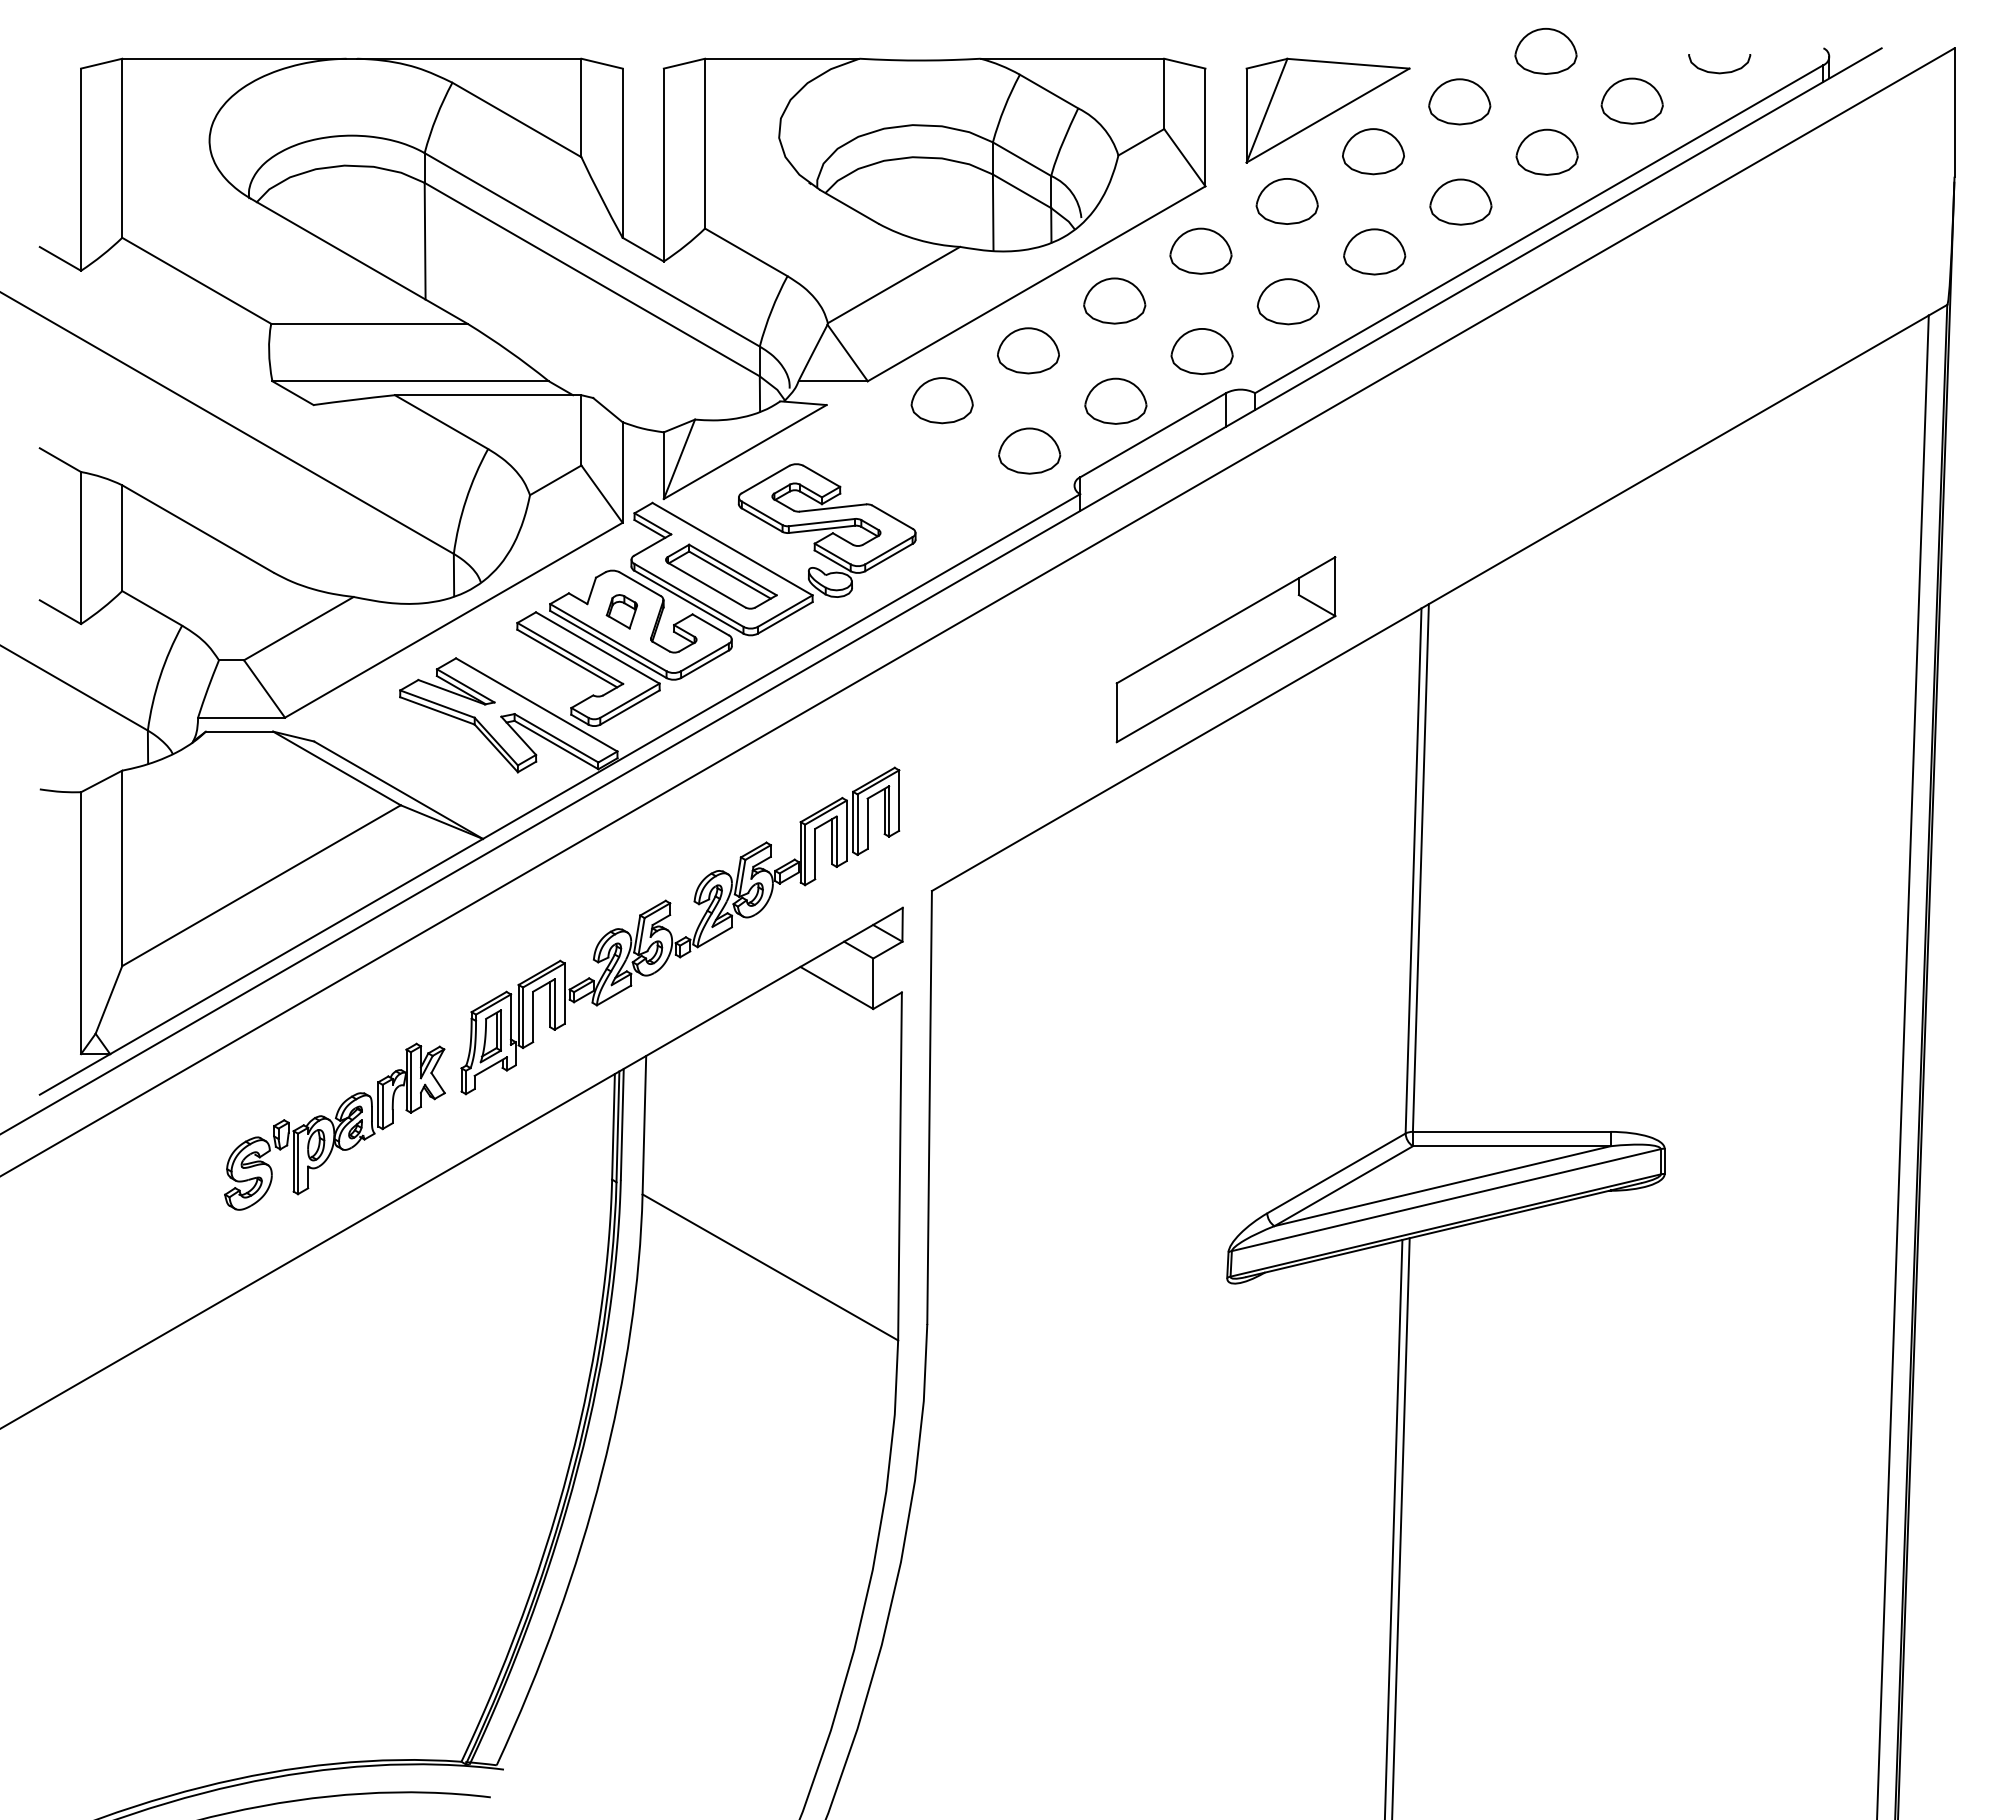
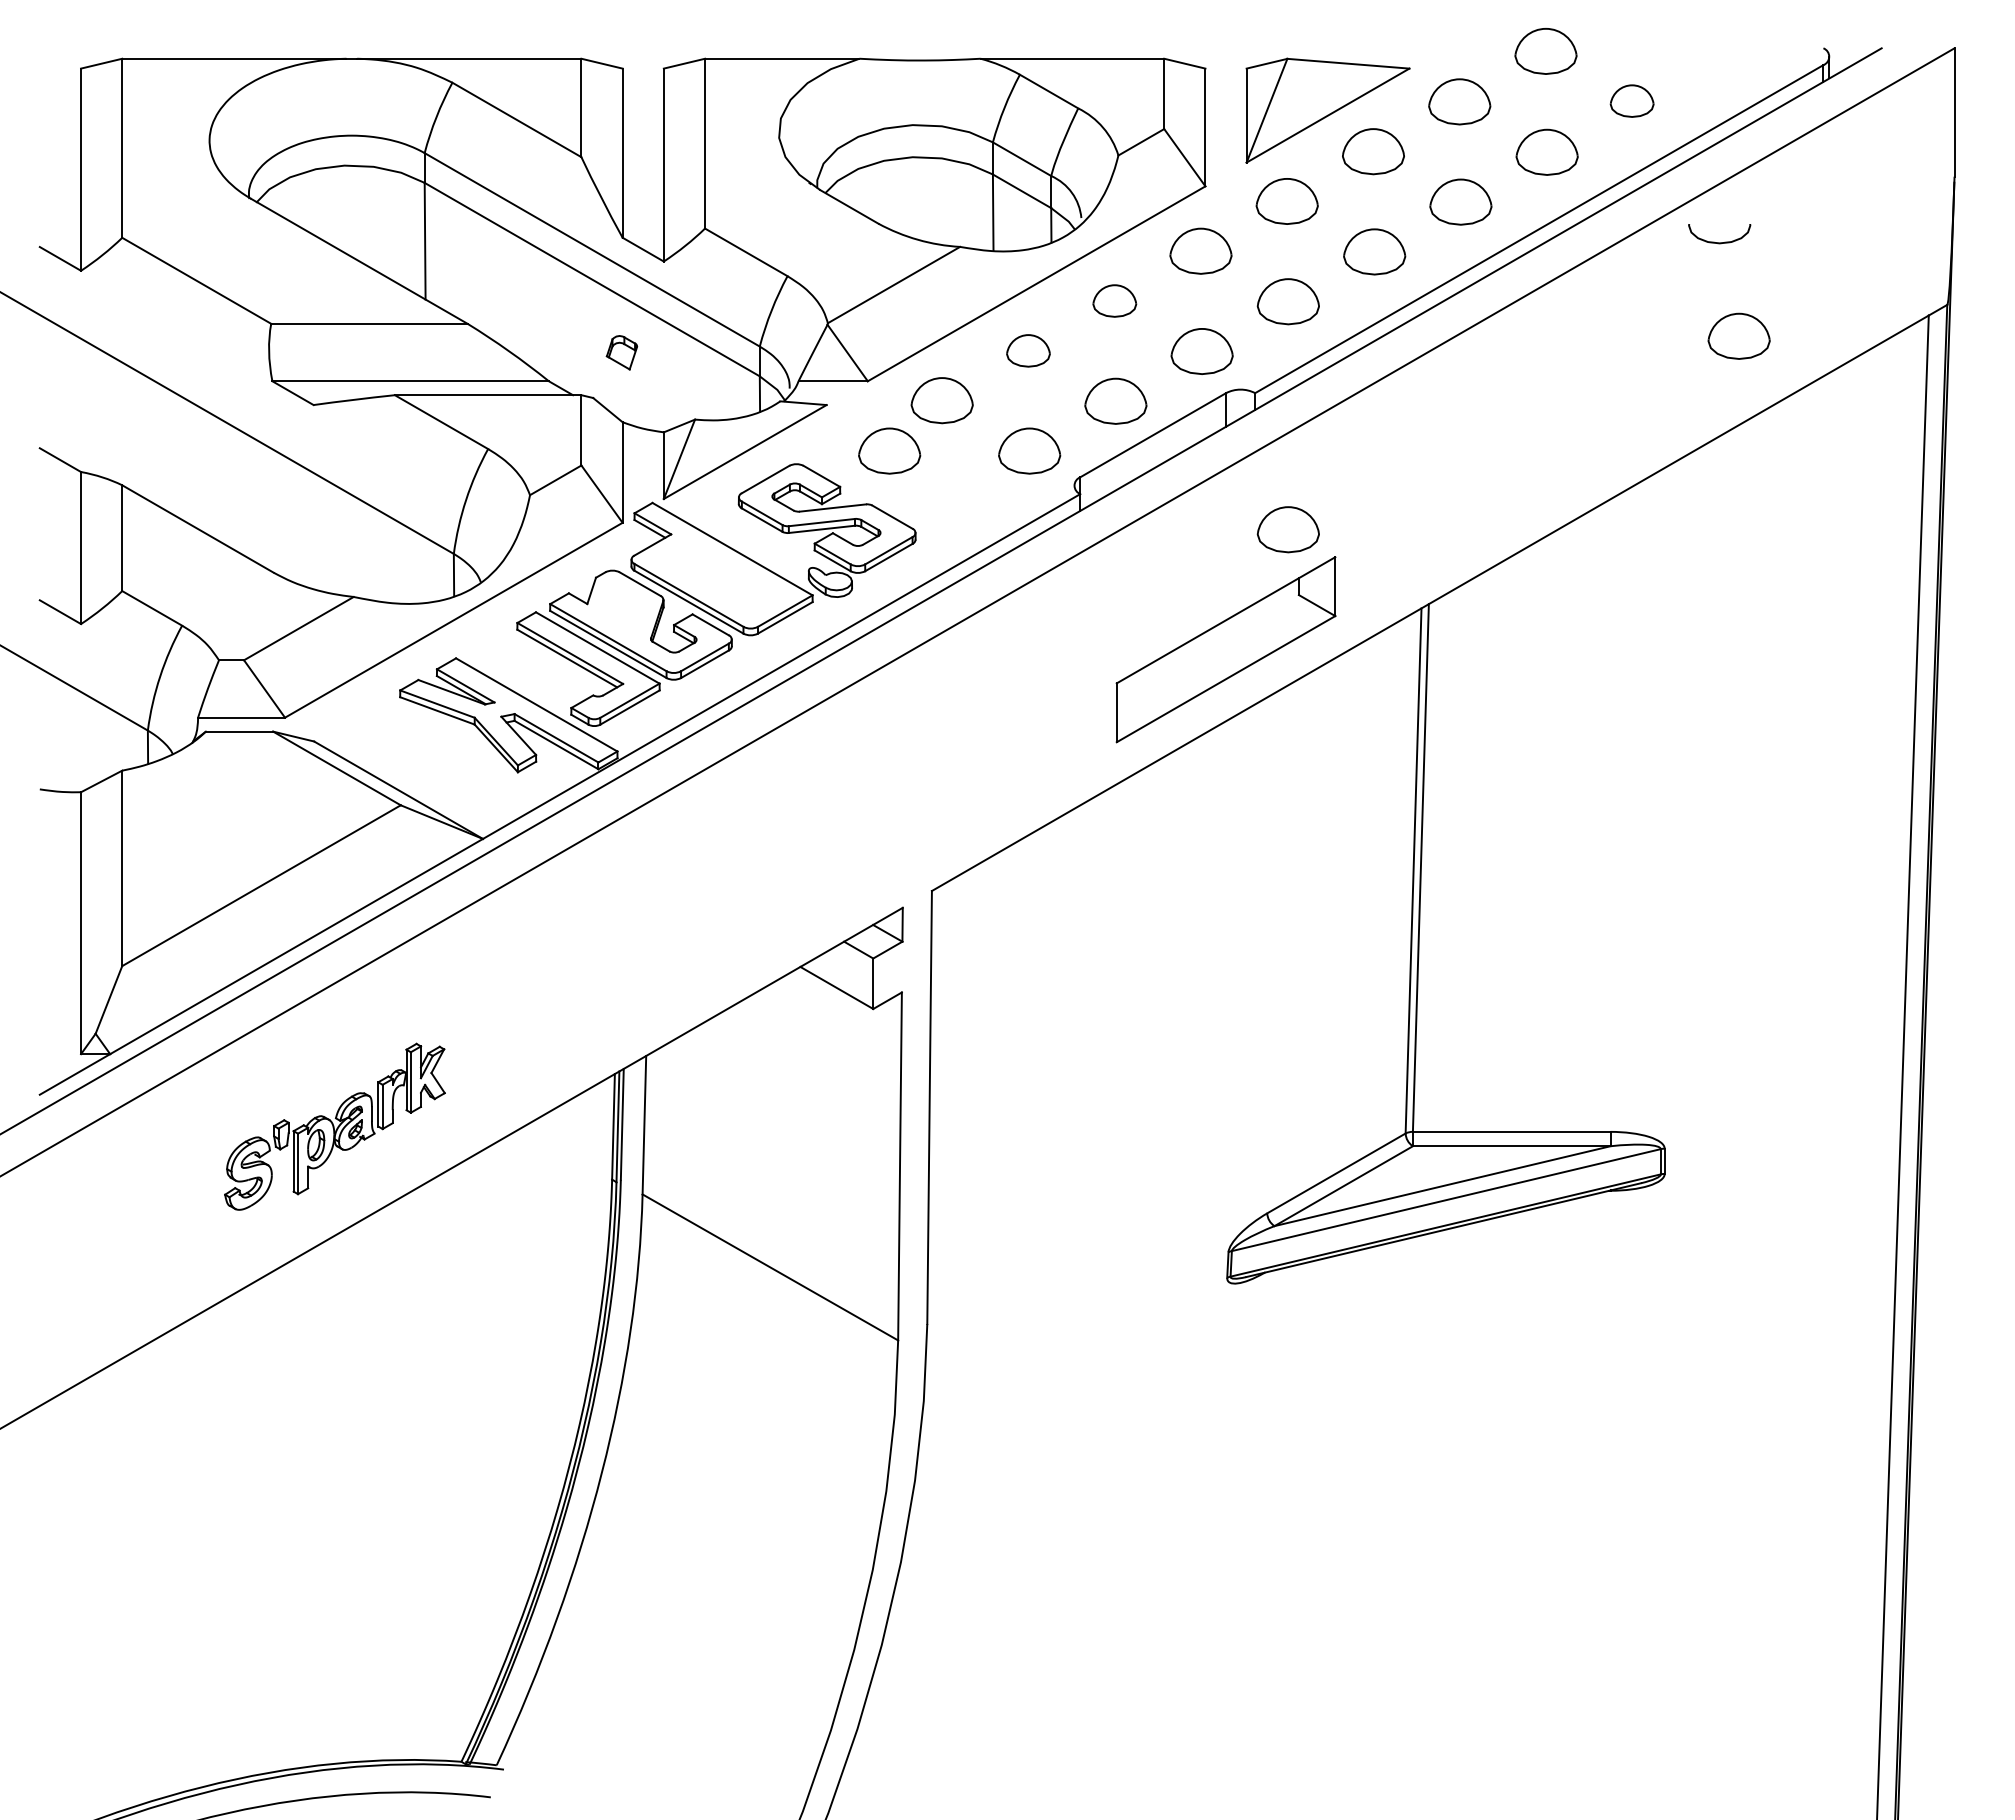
curve position: (1719, 72) -> (1719, 242) (1719, 242)
part size: 64x48 px -> 46x34 px (1631, 100)
part size: 64x48 px -> 46x34 px (1114, 300)
part: none -> present (1738, 335)
part size: 63x48 px -> 45x34 px (1028, 350)
part: none -> present (889, 450)
part: none -> present (1287, 529)
part: present -> none (721, 576)
part position: (621, 611) -> (621, 352) (621, 352)
part: present -> none (683, 937)
line: present -> none (1393, 1527)
line: present -> none (1400, 1527)
